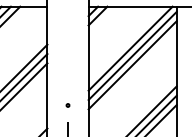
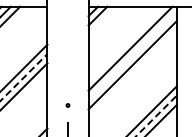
line: present -> none (132, 55)
line: solid -> dashed (24, 77)
line: solid -> dashed (156, 116)
